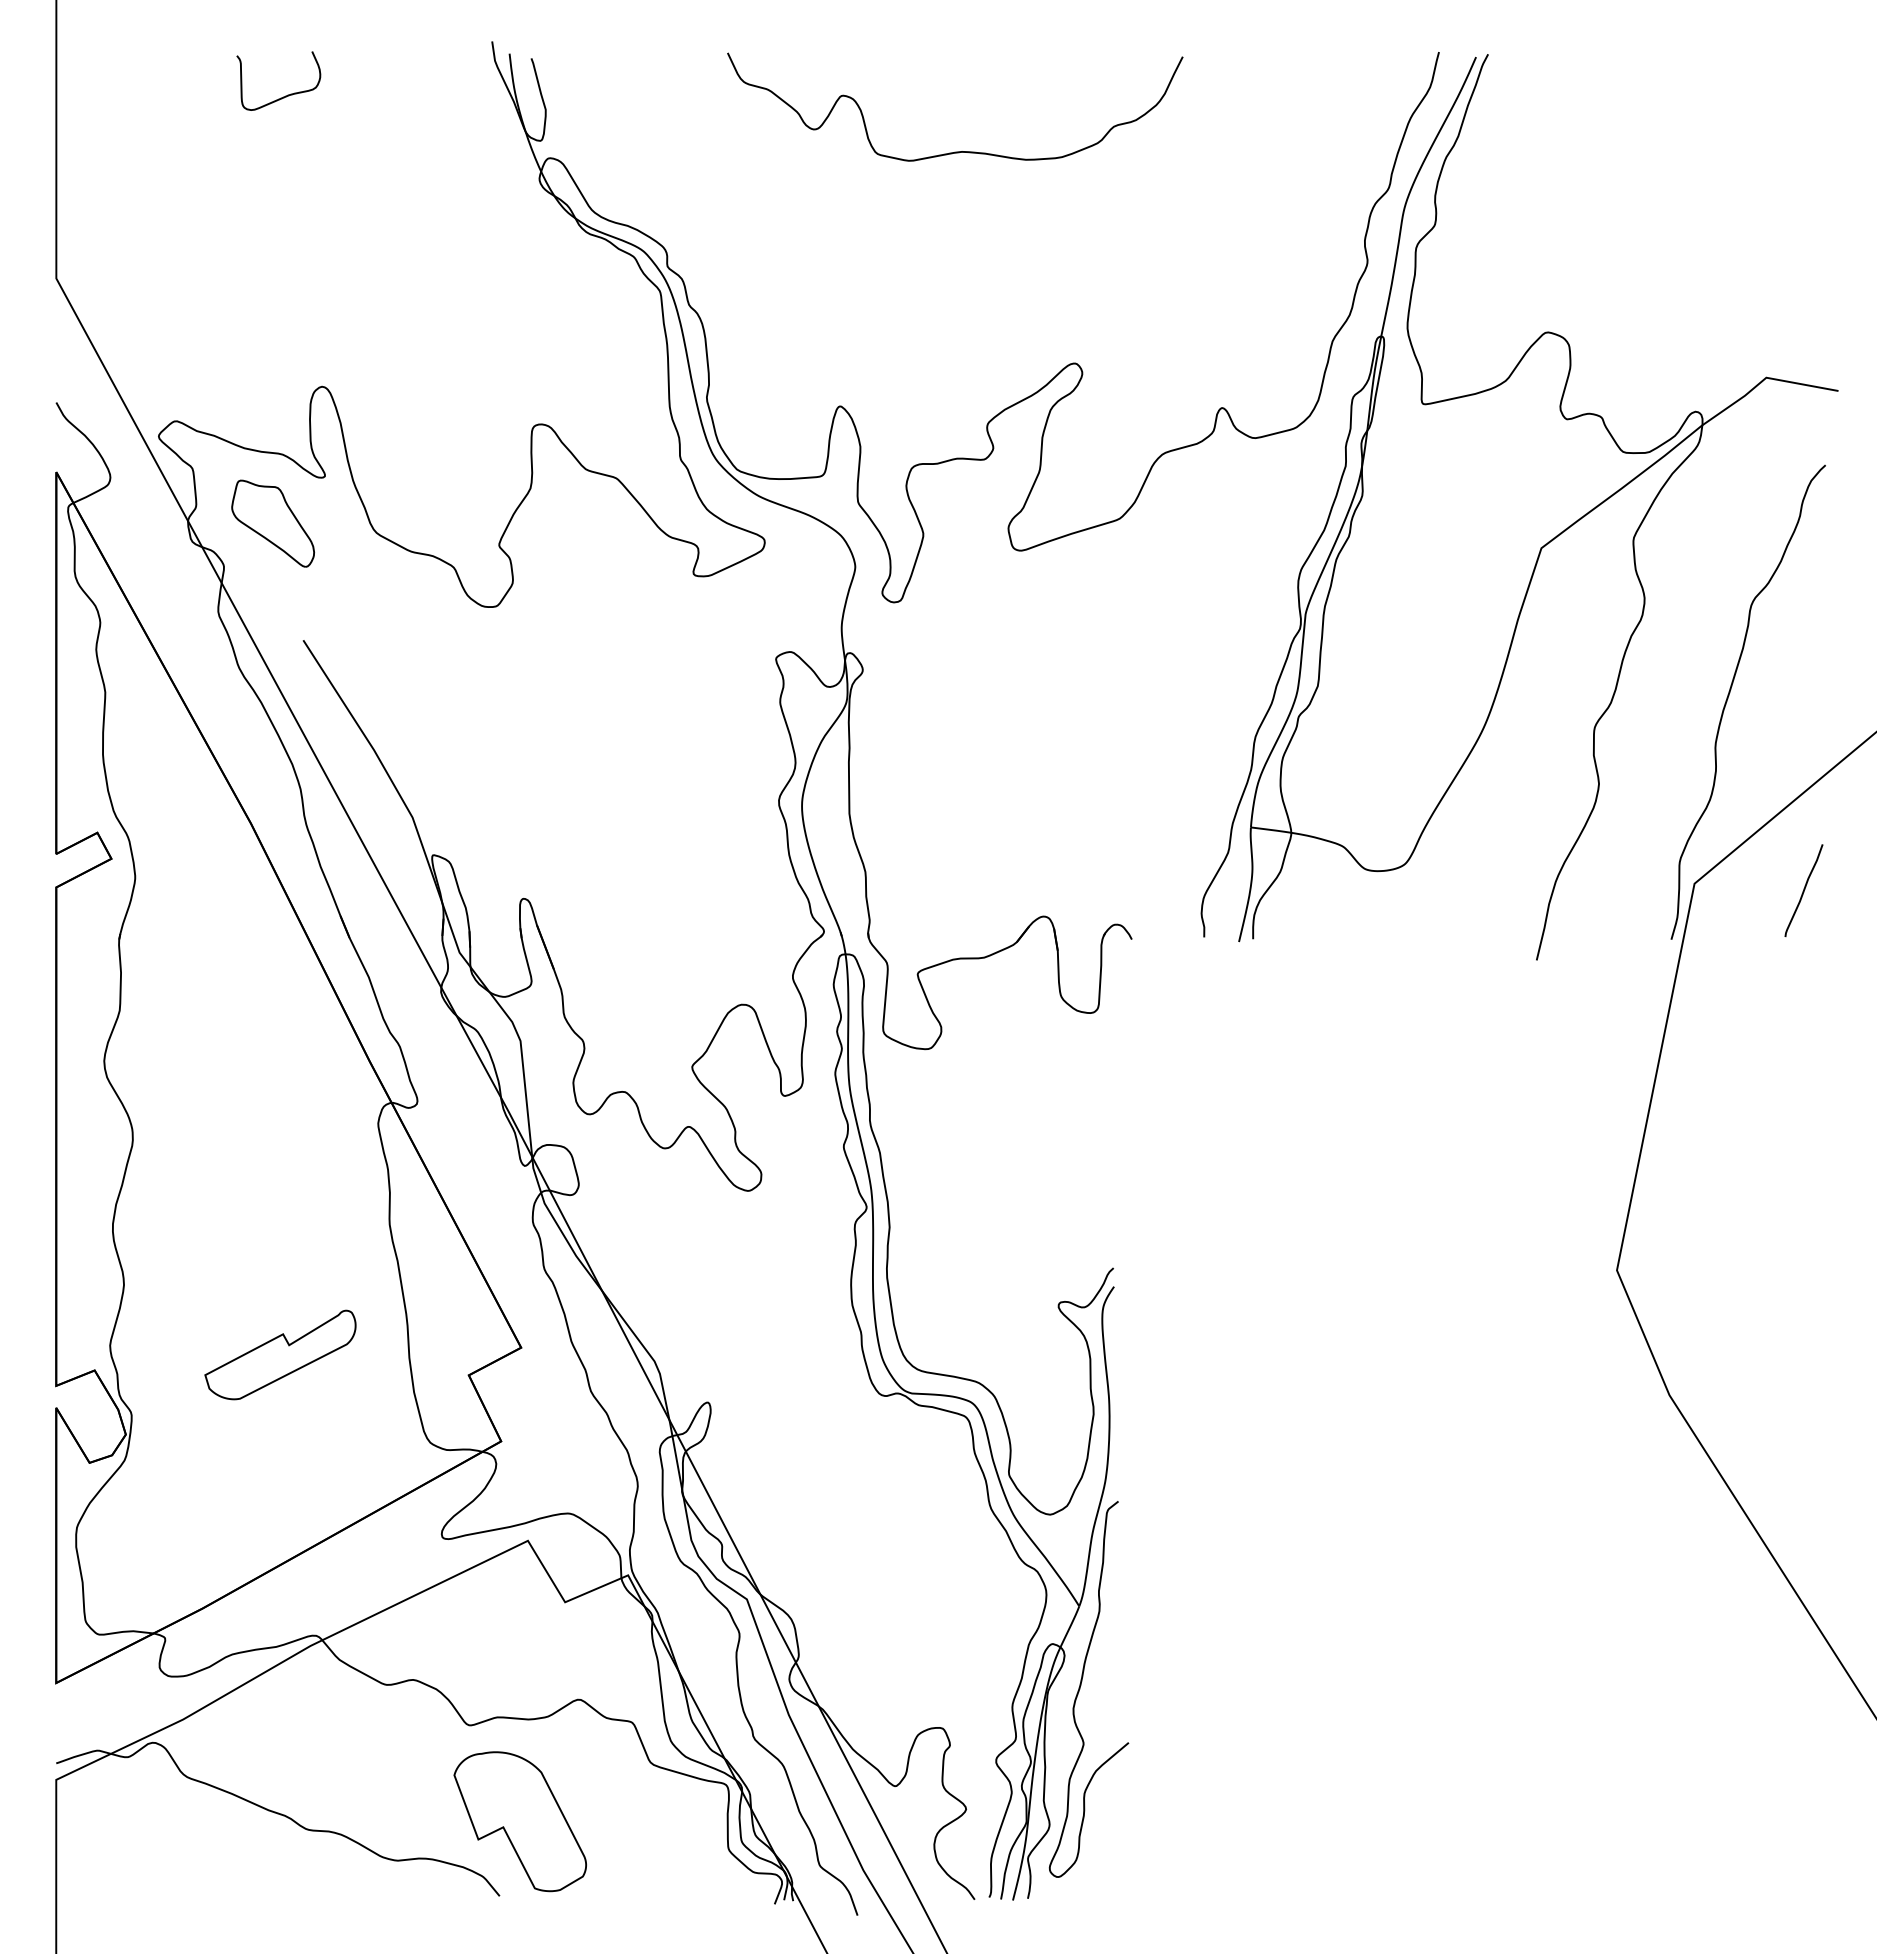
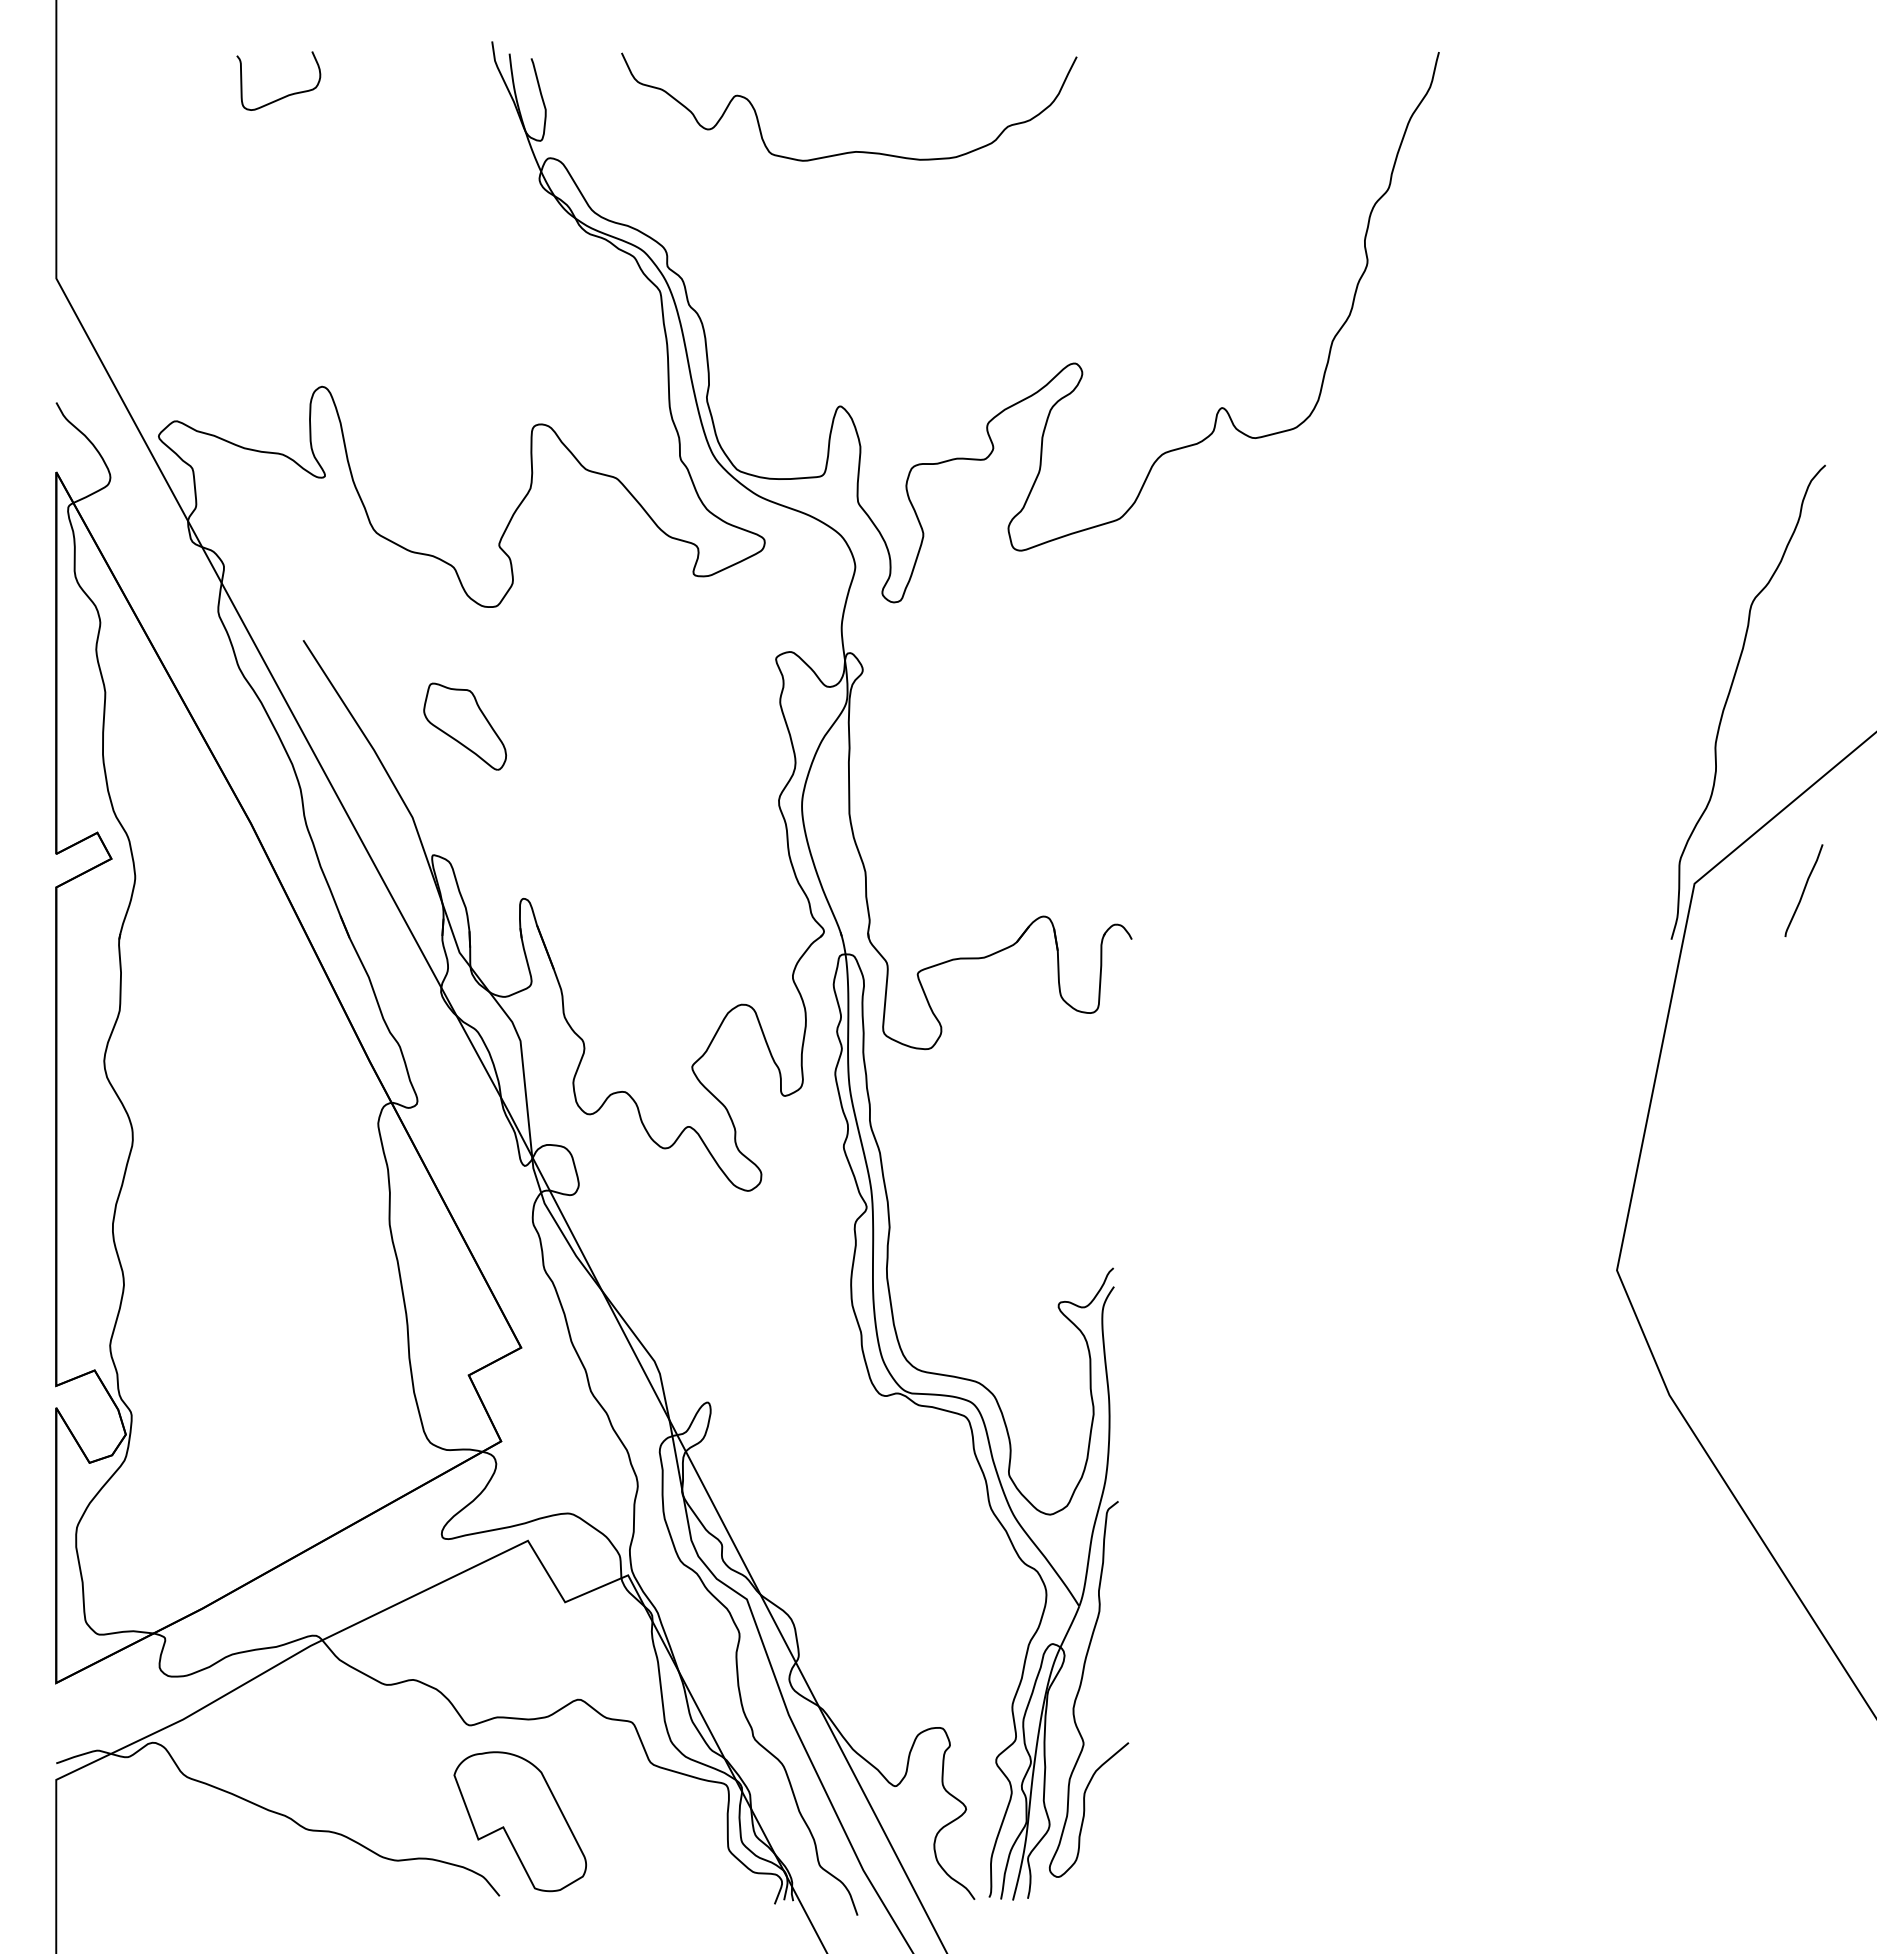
curve position: (955, 151) -> (849, 151) (849, 151)
part position: (272, 523) -> (464, 726) (464, 726)
part: present -> none (1544, 544)
part: present -> none (280, 1354)
